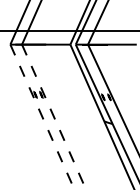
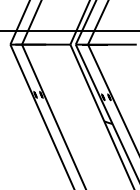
line: dashed -> solid (42, 117)
line: dashed -> solid (54, 117)
